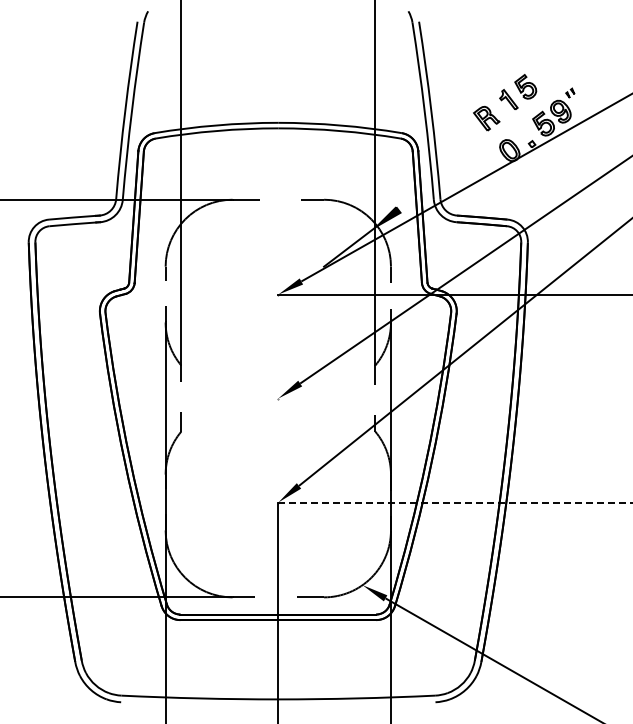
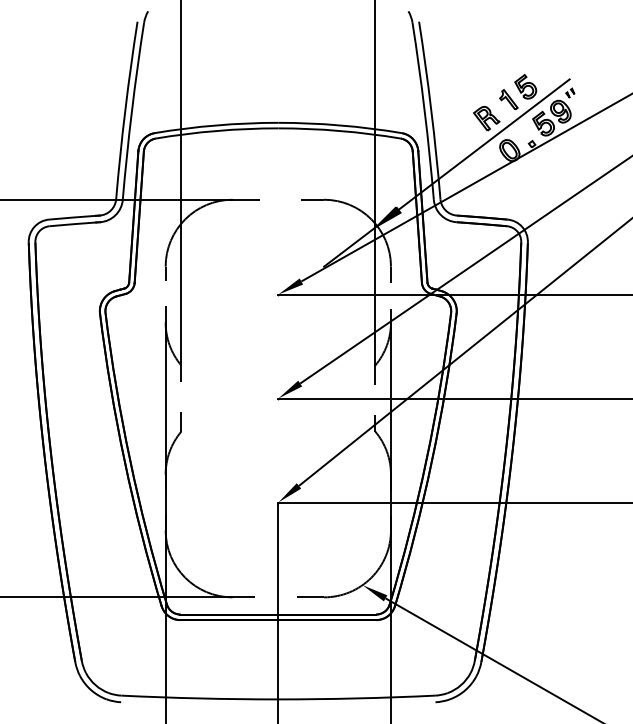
line: none -> present (483, 144)
line: none -> present (453, 398)
line: dashed -> solid (455, 502)
